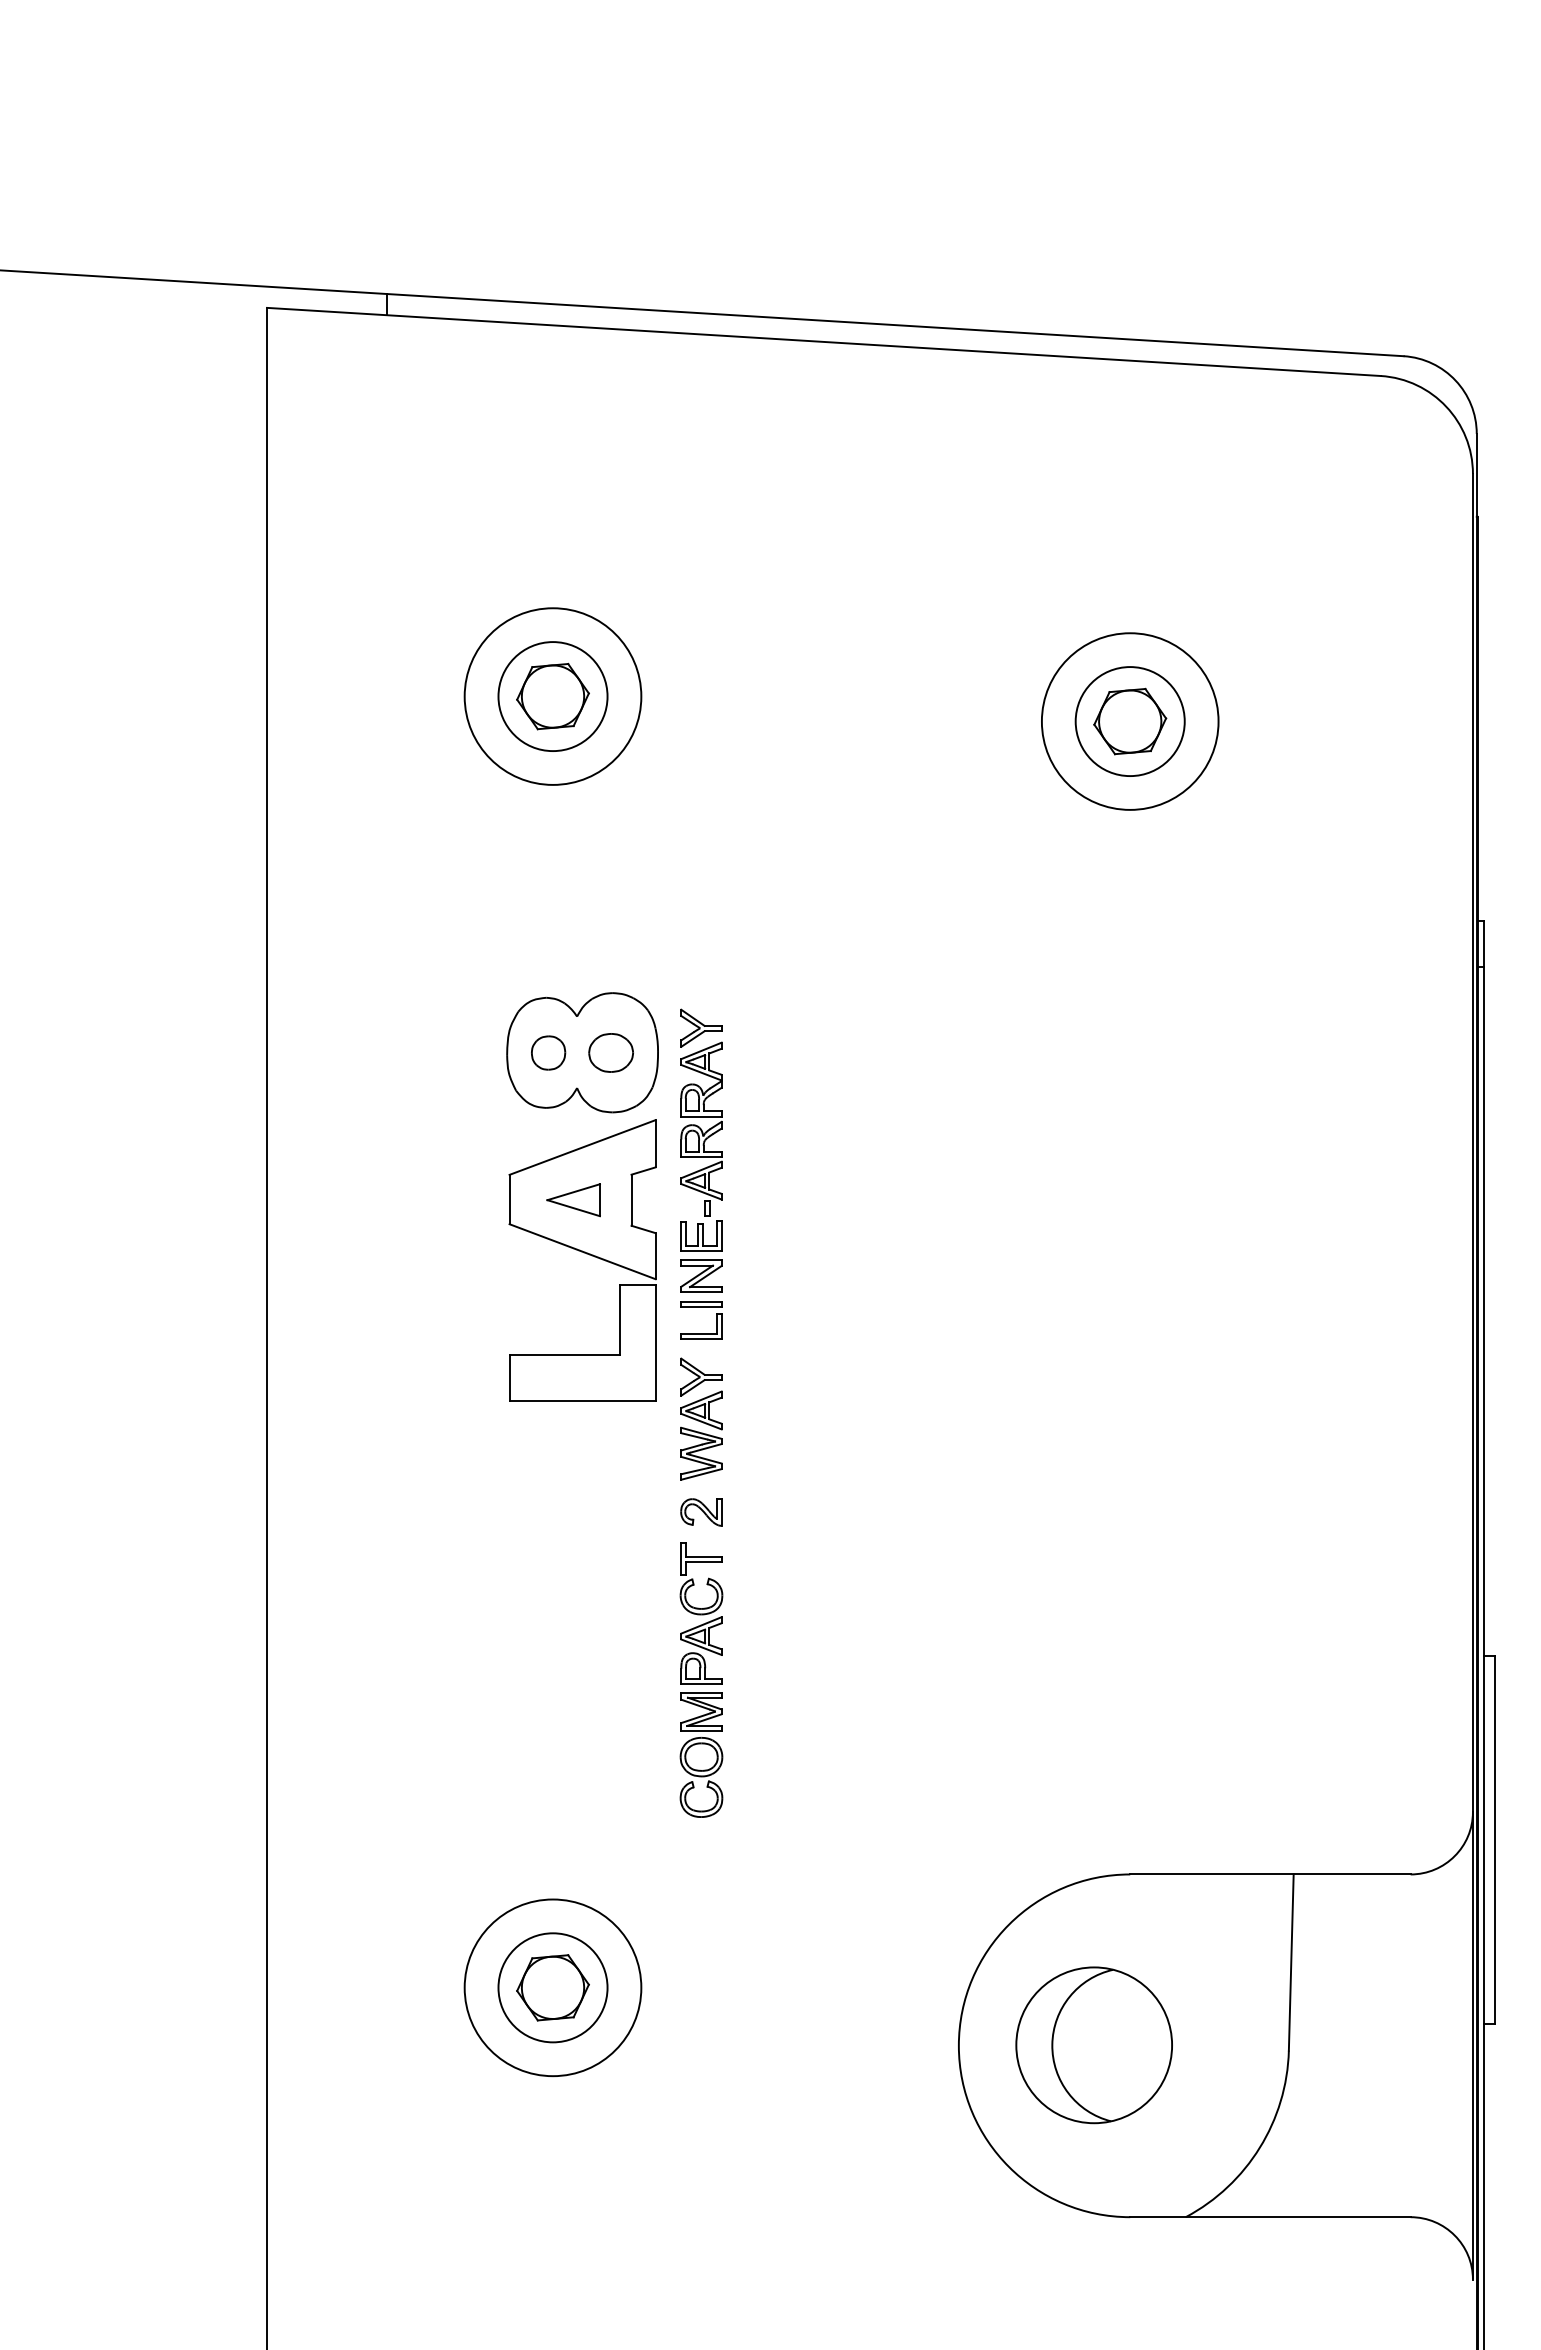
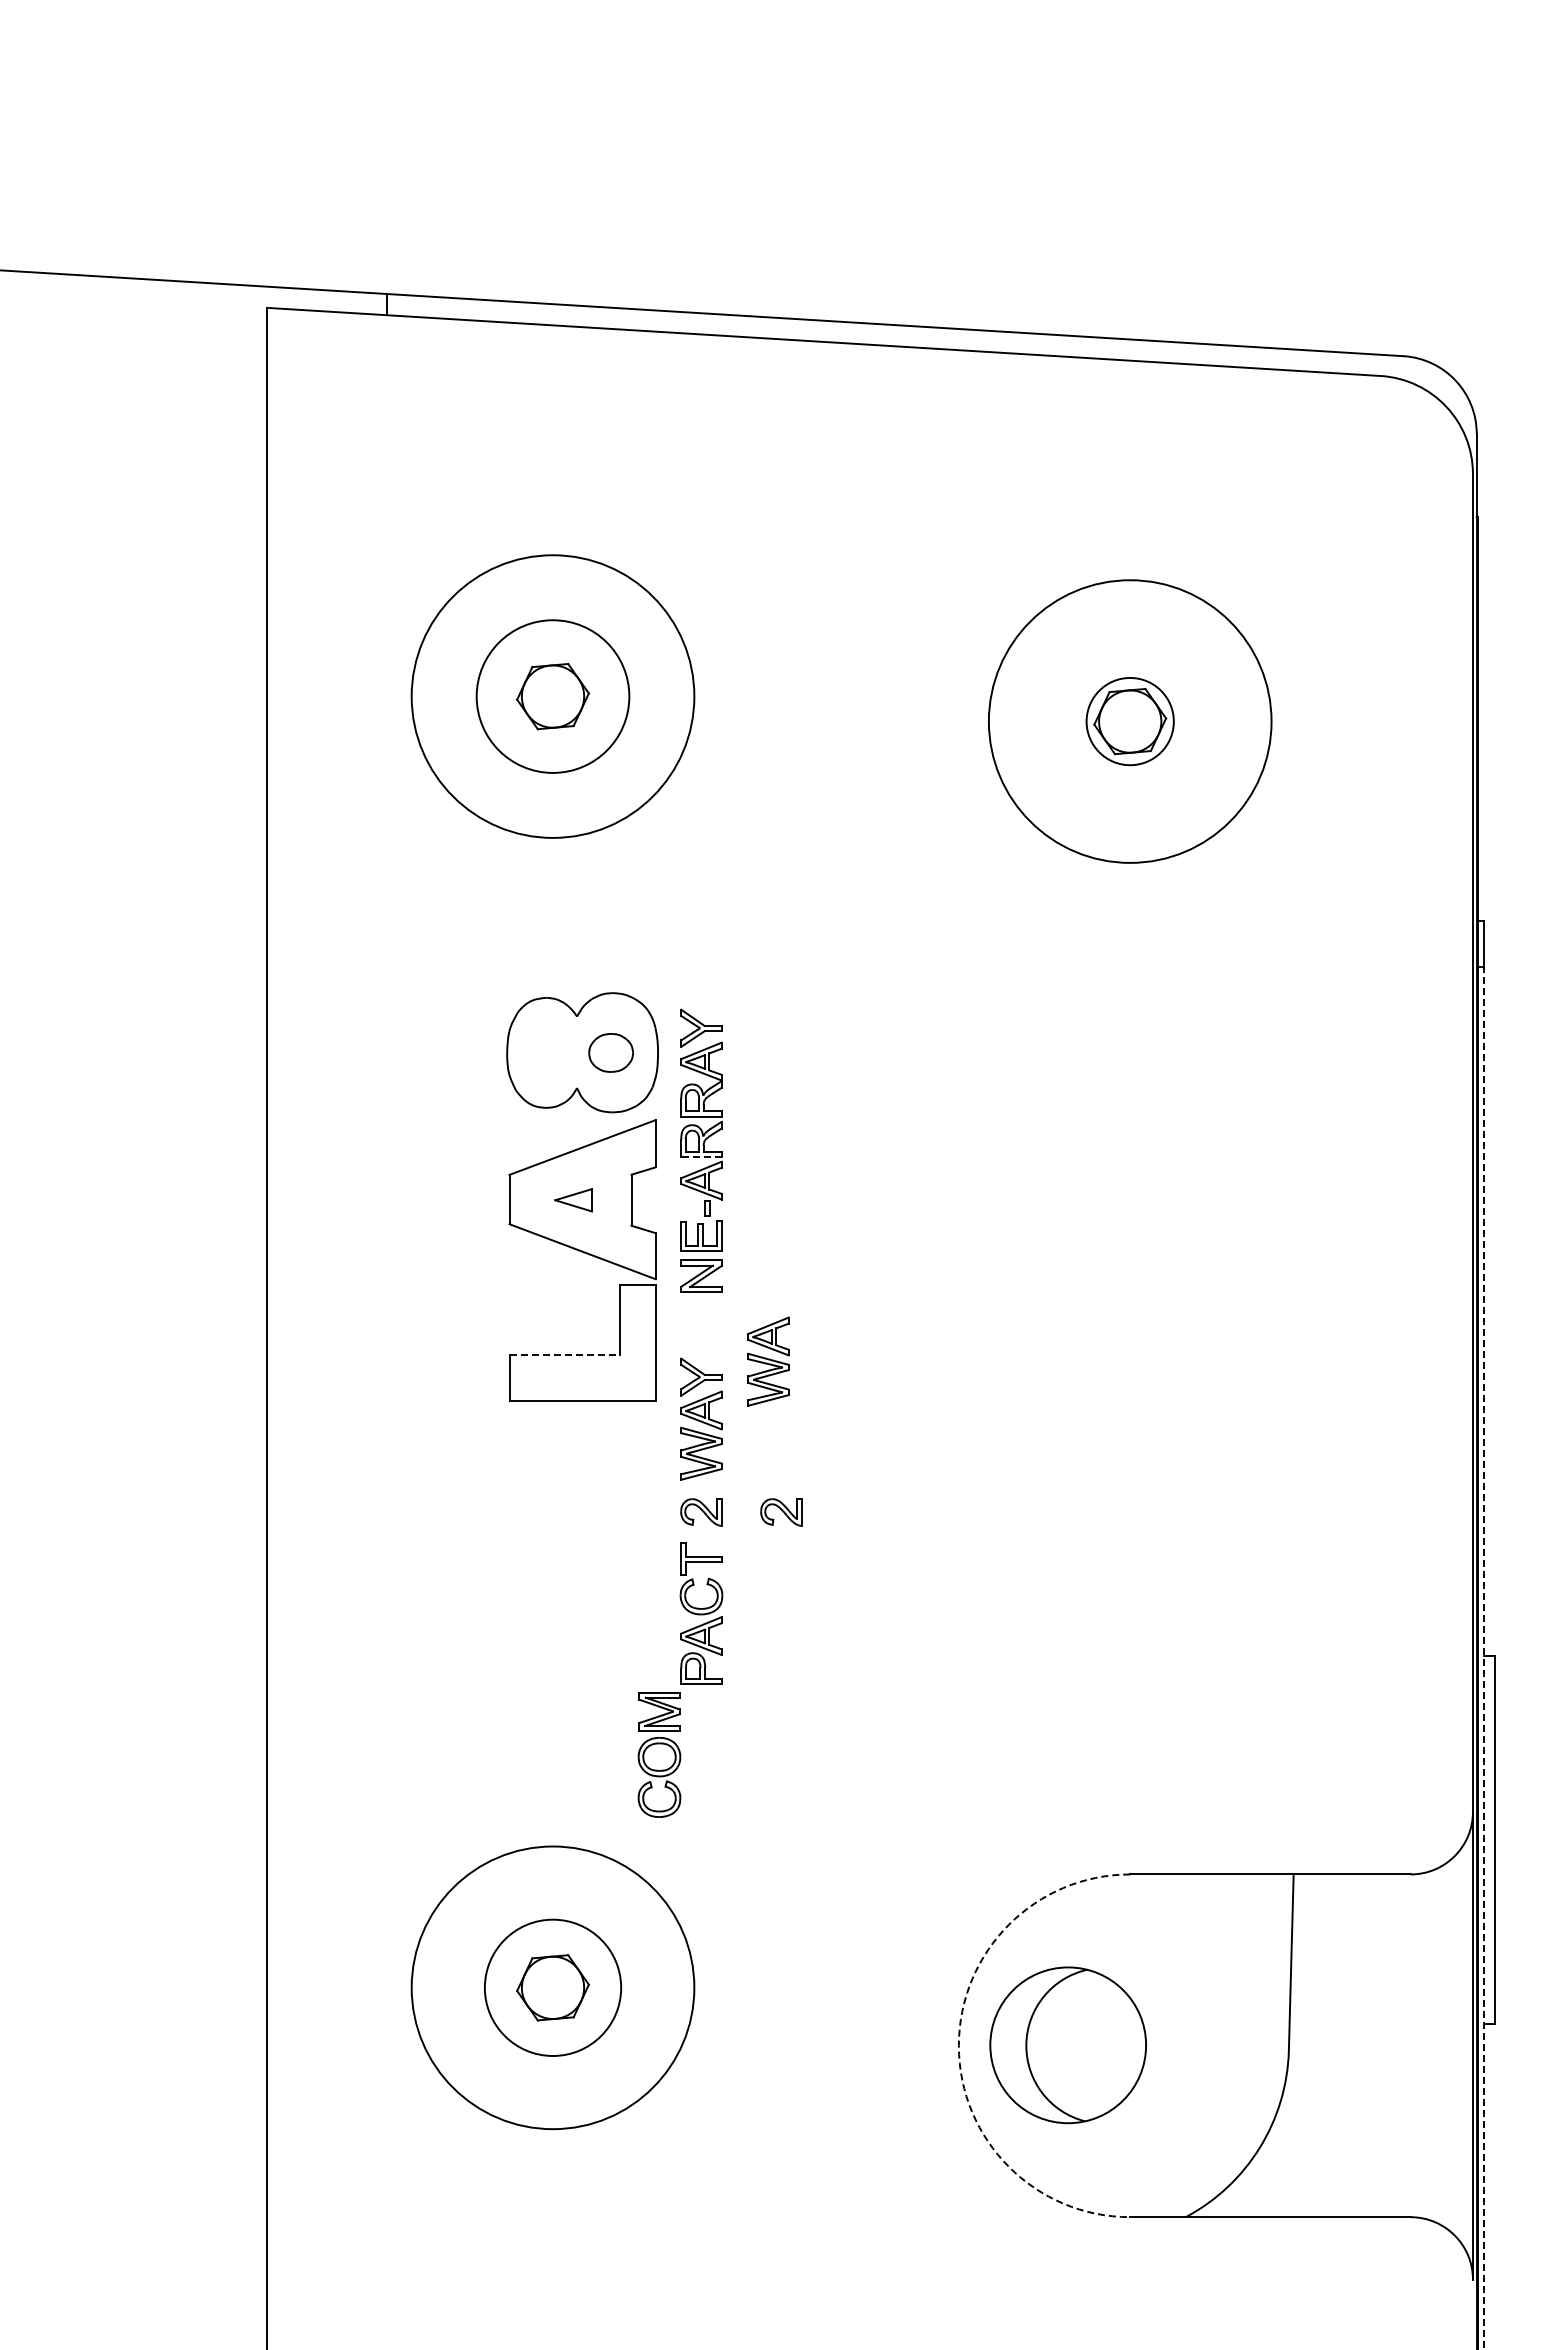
circle diameter: 109 px -> 153 px (552, 696)
circle diameter: 177 px -> 283 px (552, 696)
circle diameter: 109 px -> 87 px (1129, 721)
circle diameter: 177 px -> 283 px (1129, 721)
part: present -> none (548, 1052)
line: solid -> dashed (701, 1157)
part size: 55x35 px -> 39x25 px (573, 1200)
part: present -> none (701, 1307)
line: solid -> dashed (565, 1355)
part: none -> present (768, 1361)
part: none -> present (781, 1512)
line: solid -> dashed (1483, 1658)
part position: (701, 1754) -> (659, 1754) (659, 1754)
circle diameter: 109 px -> 136 px (552, 1987)
circle diameter: 177 px -> 283 px (552, 1987)
arc: solid -> dashed (958, 2045)
part position: (1093, 2045) -> (1067, 2045) (1067, 2045)
